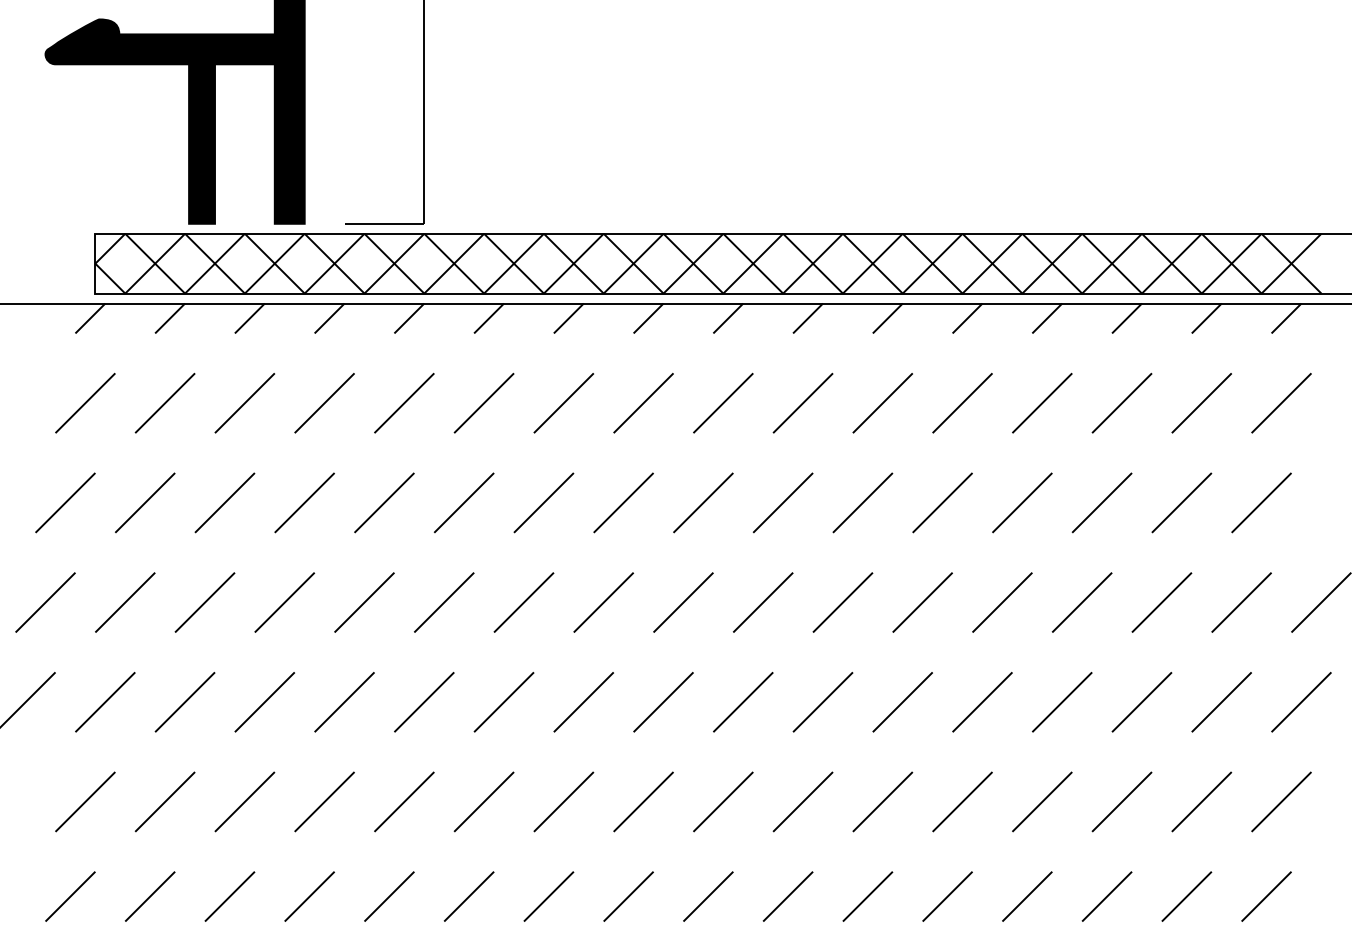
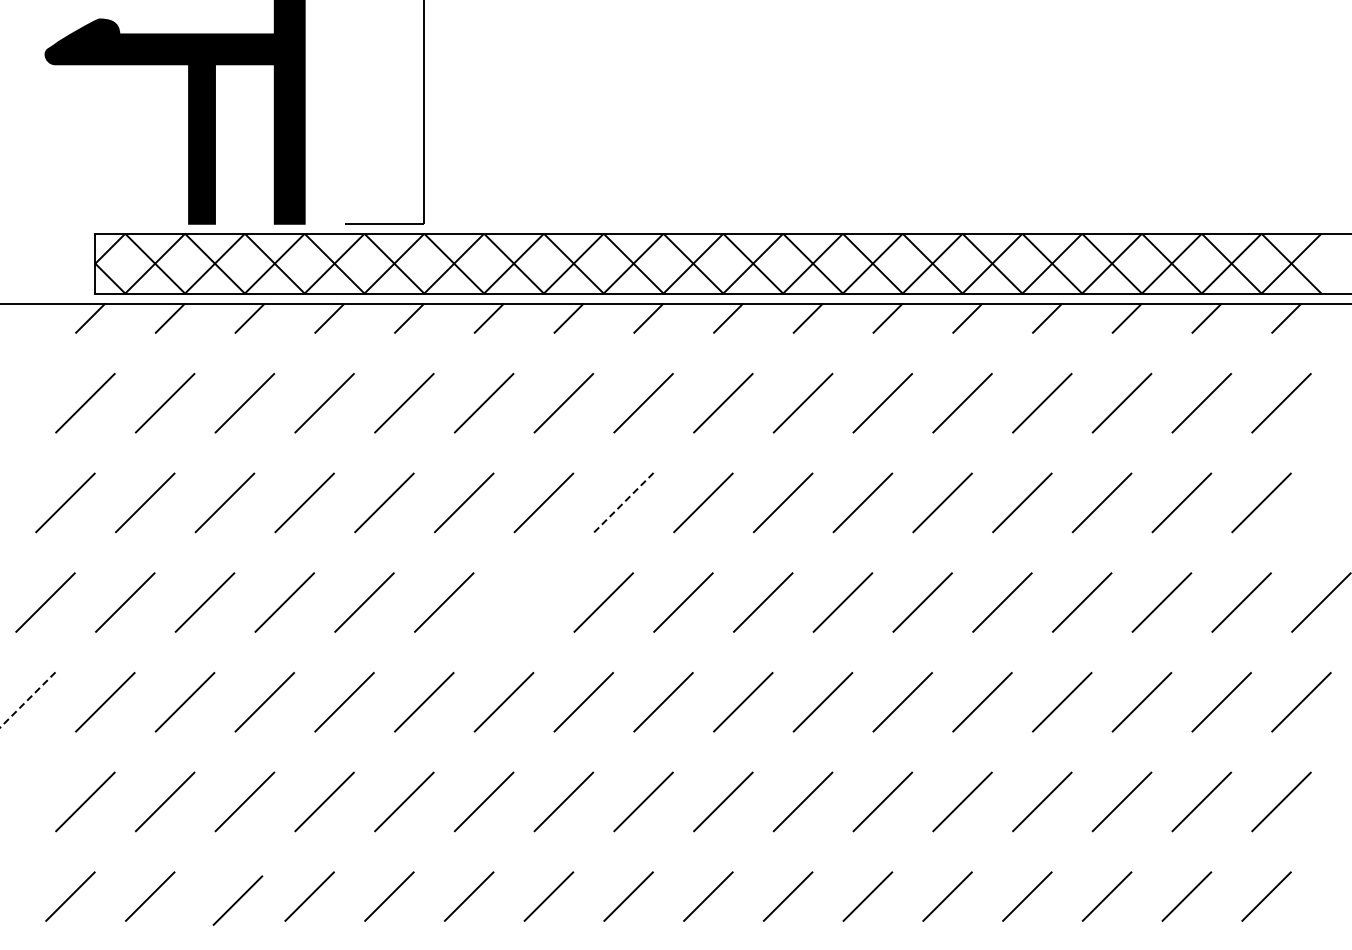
line: solid -> dashed (623, 503)
line: present -> none (523, 602)
line: solid -> dashed (28, 699)
line position: (229, 896) -> (237, 900) (237, 900)
